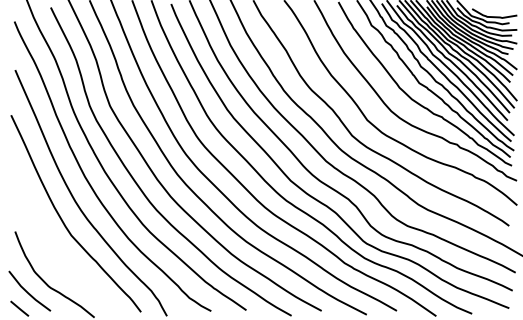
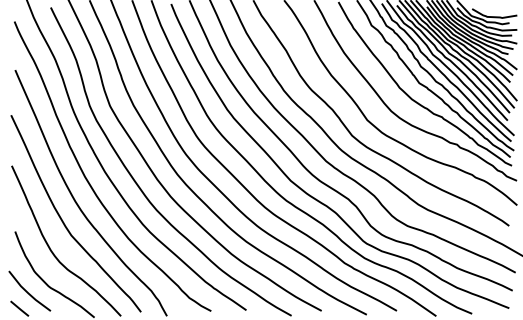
curve: none -> present (50, 247)
